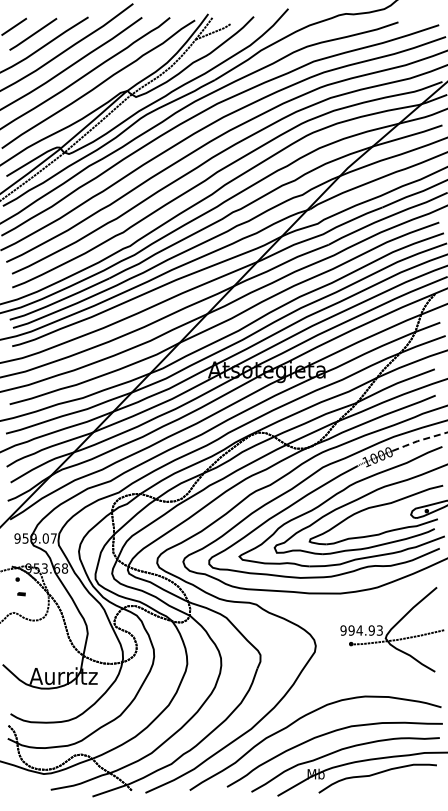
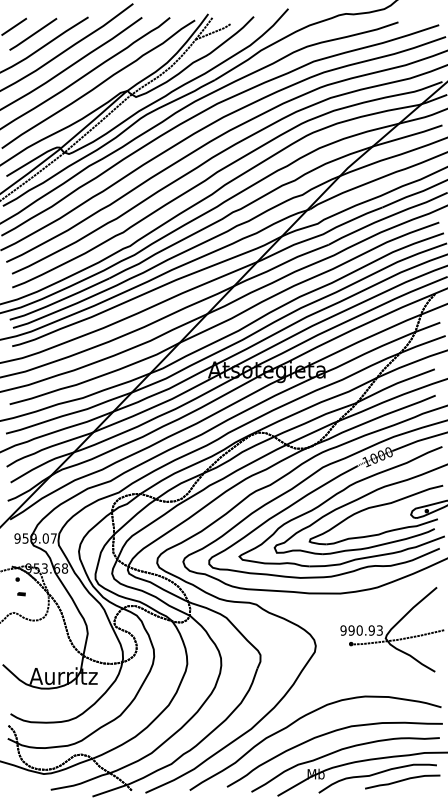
line: dashed -> solid (418, 440)
text: 994.93 -> 990.93 (359, 630)
curve: none -> present (402, 781)
